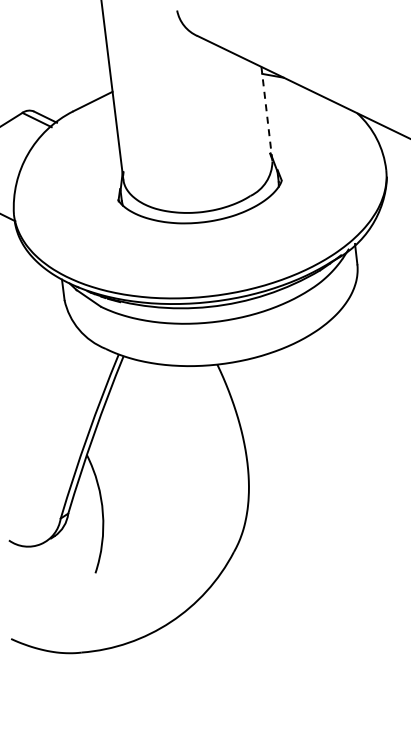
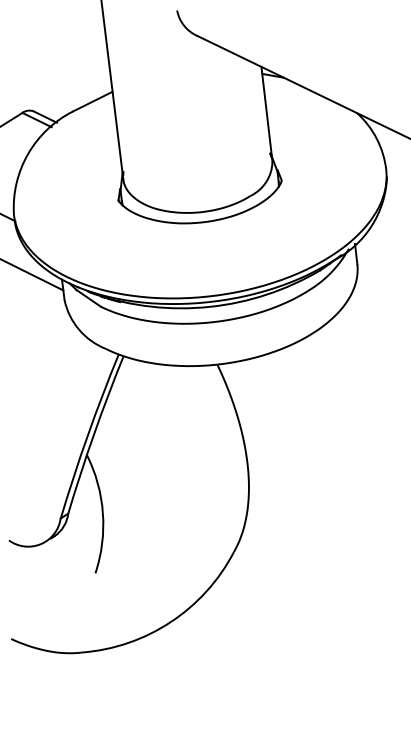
line: dashed -> solid (266, 114)
line: none -> present (32, 275)
